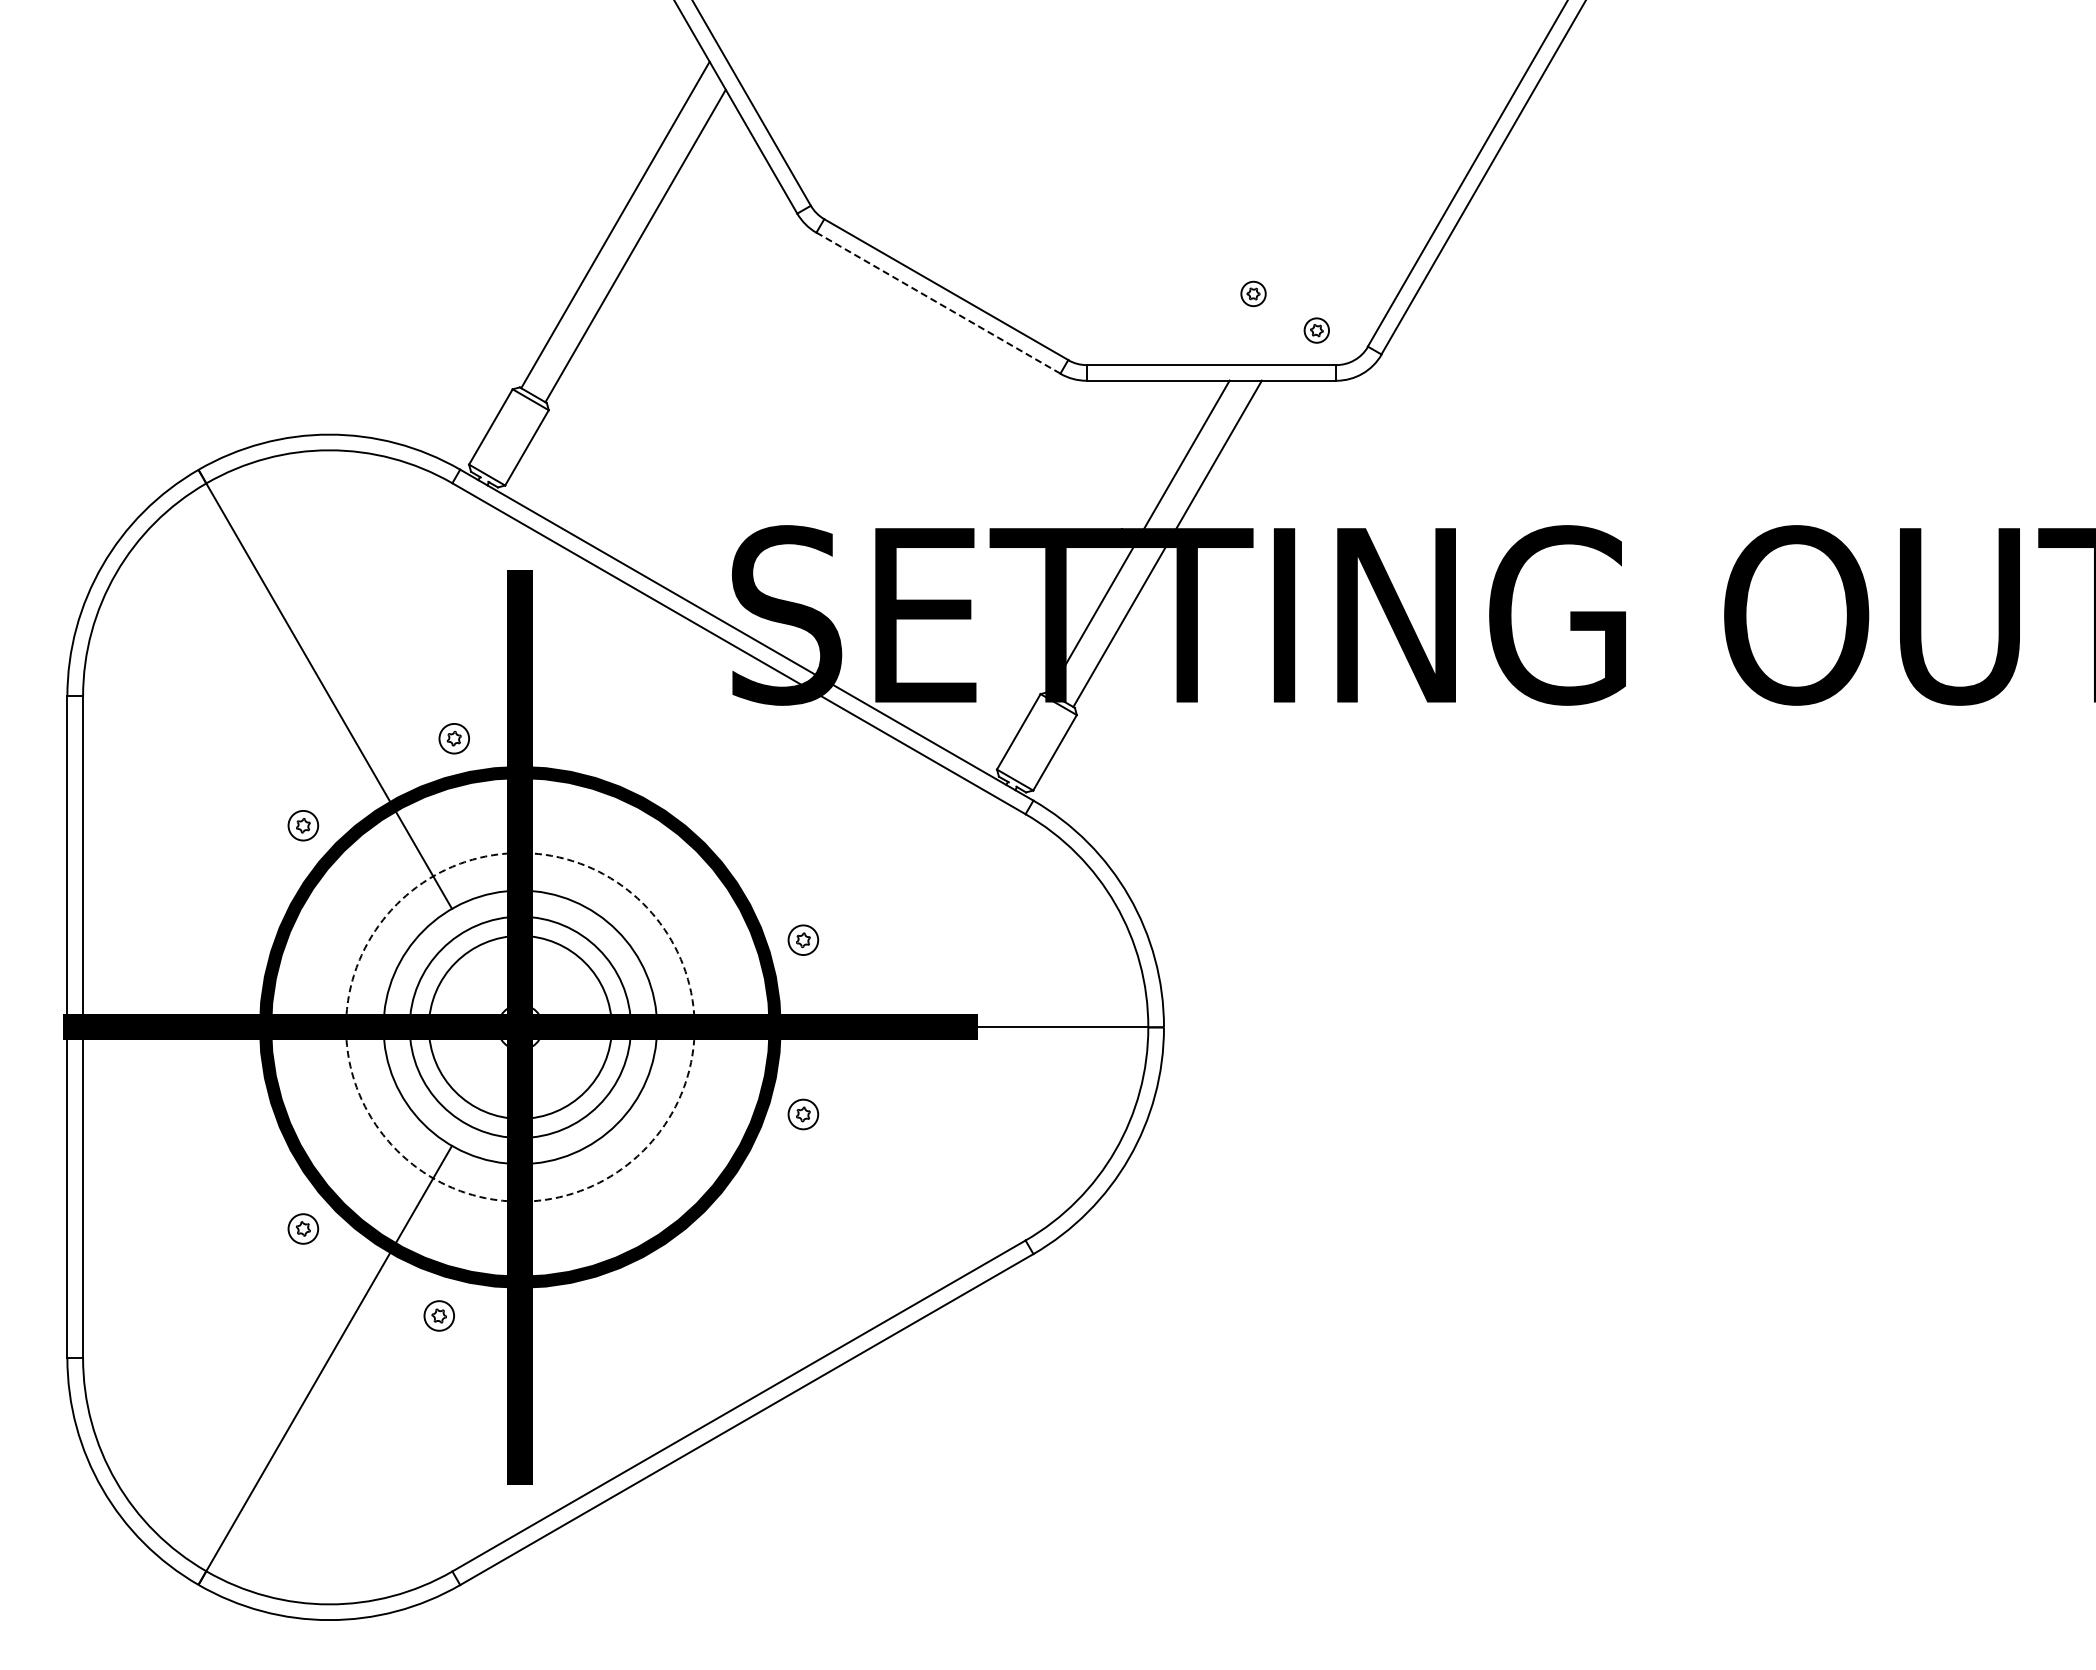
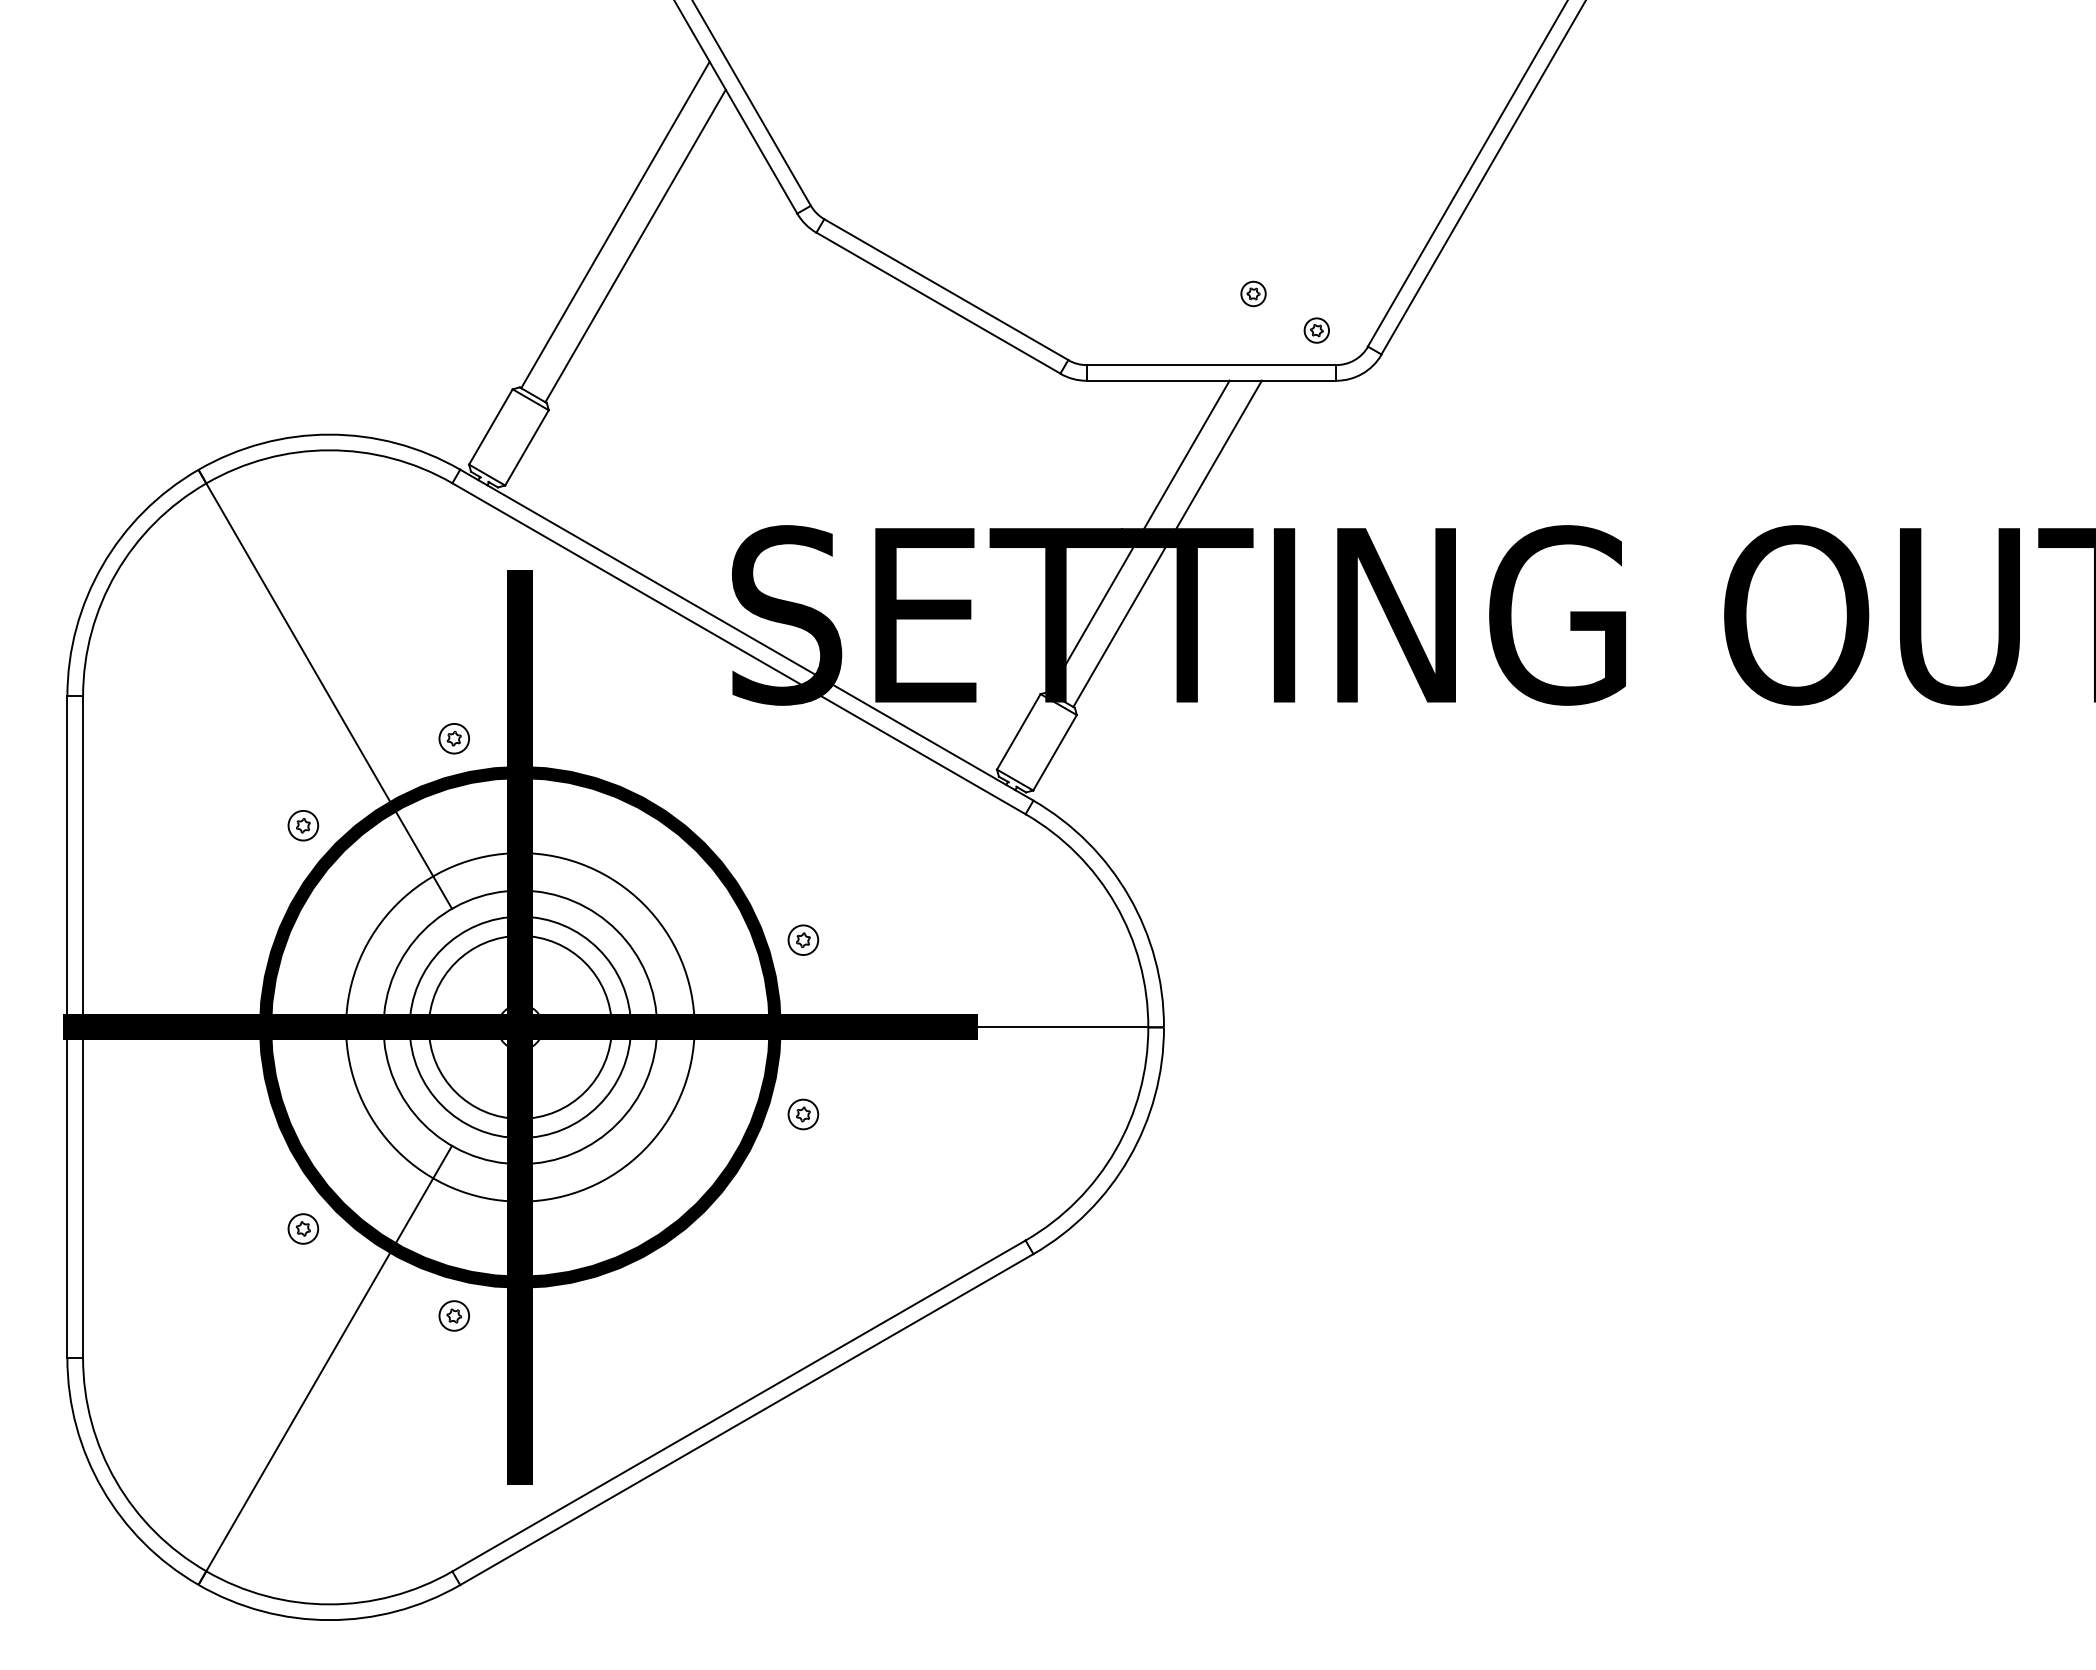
line: dashed -> solid (938, 303)
circle: dashed -> solid (520, 1027)
part position: (438, 1315) -> (453, 1315) (453, 1315)
